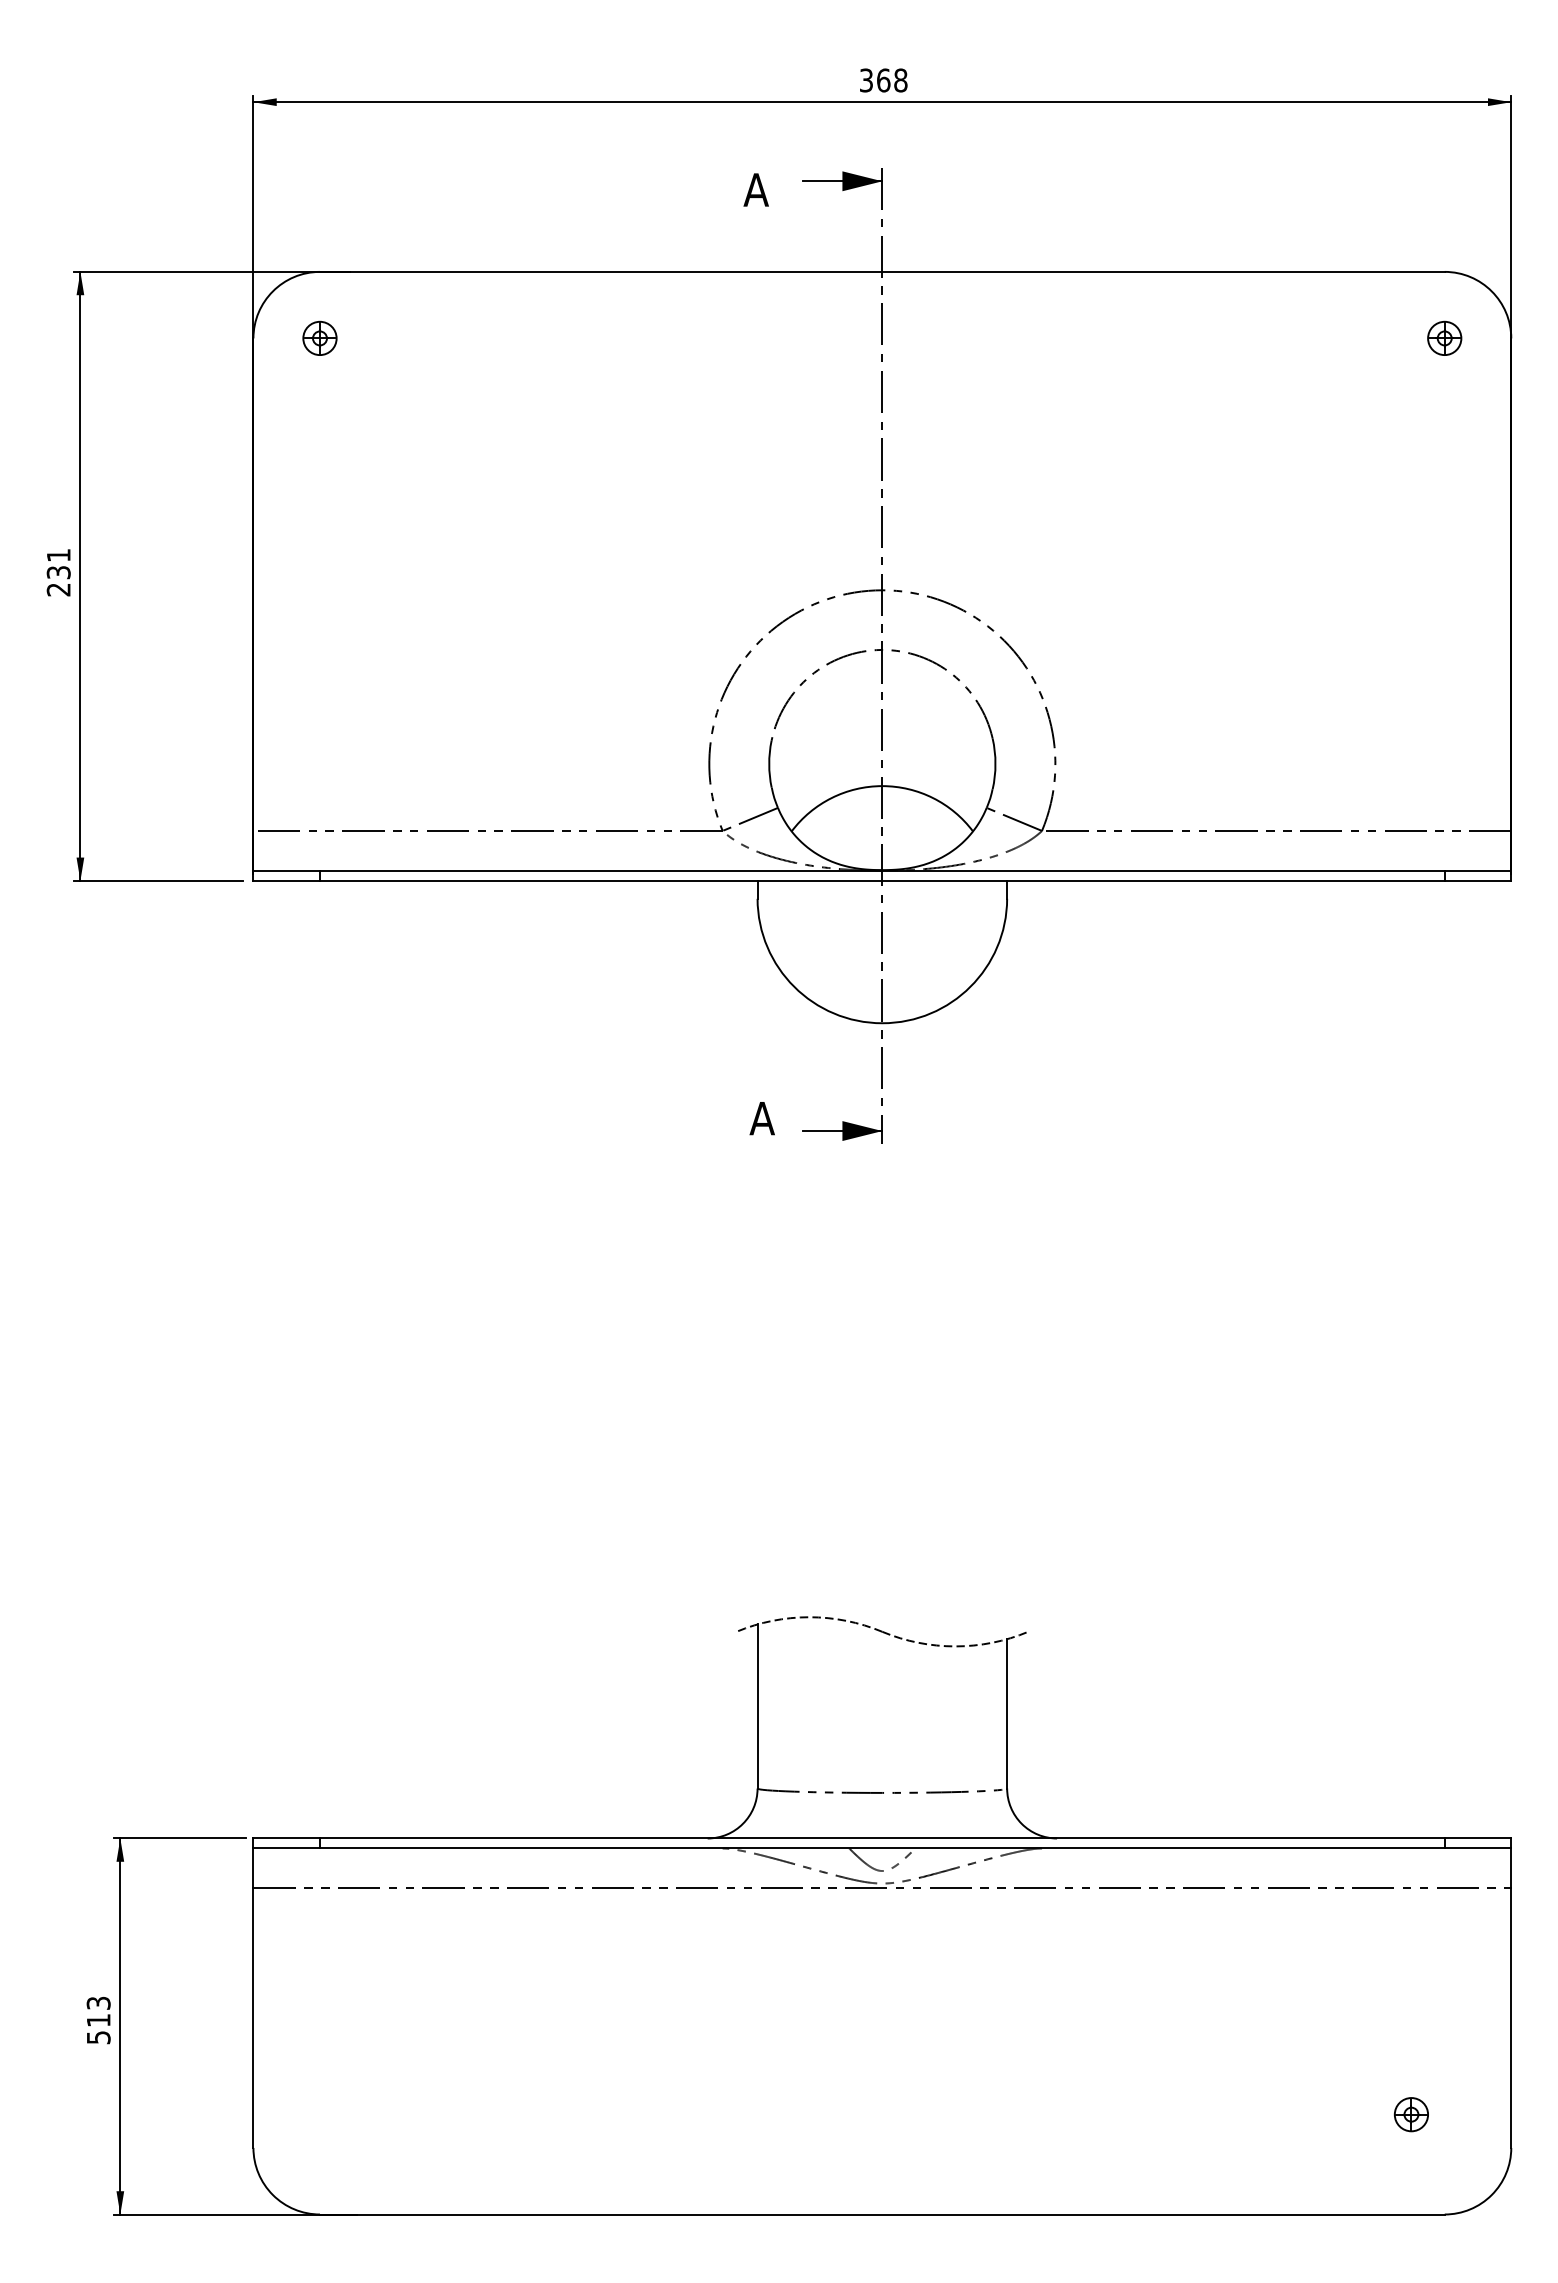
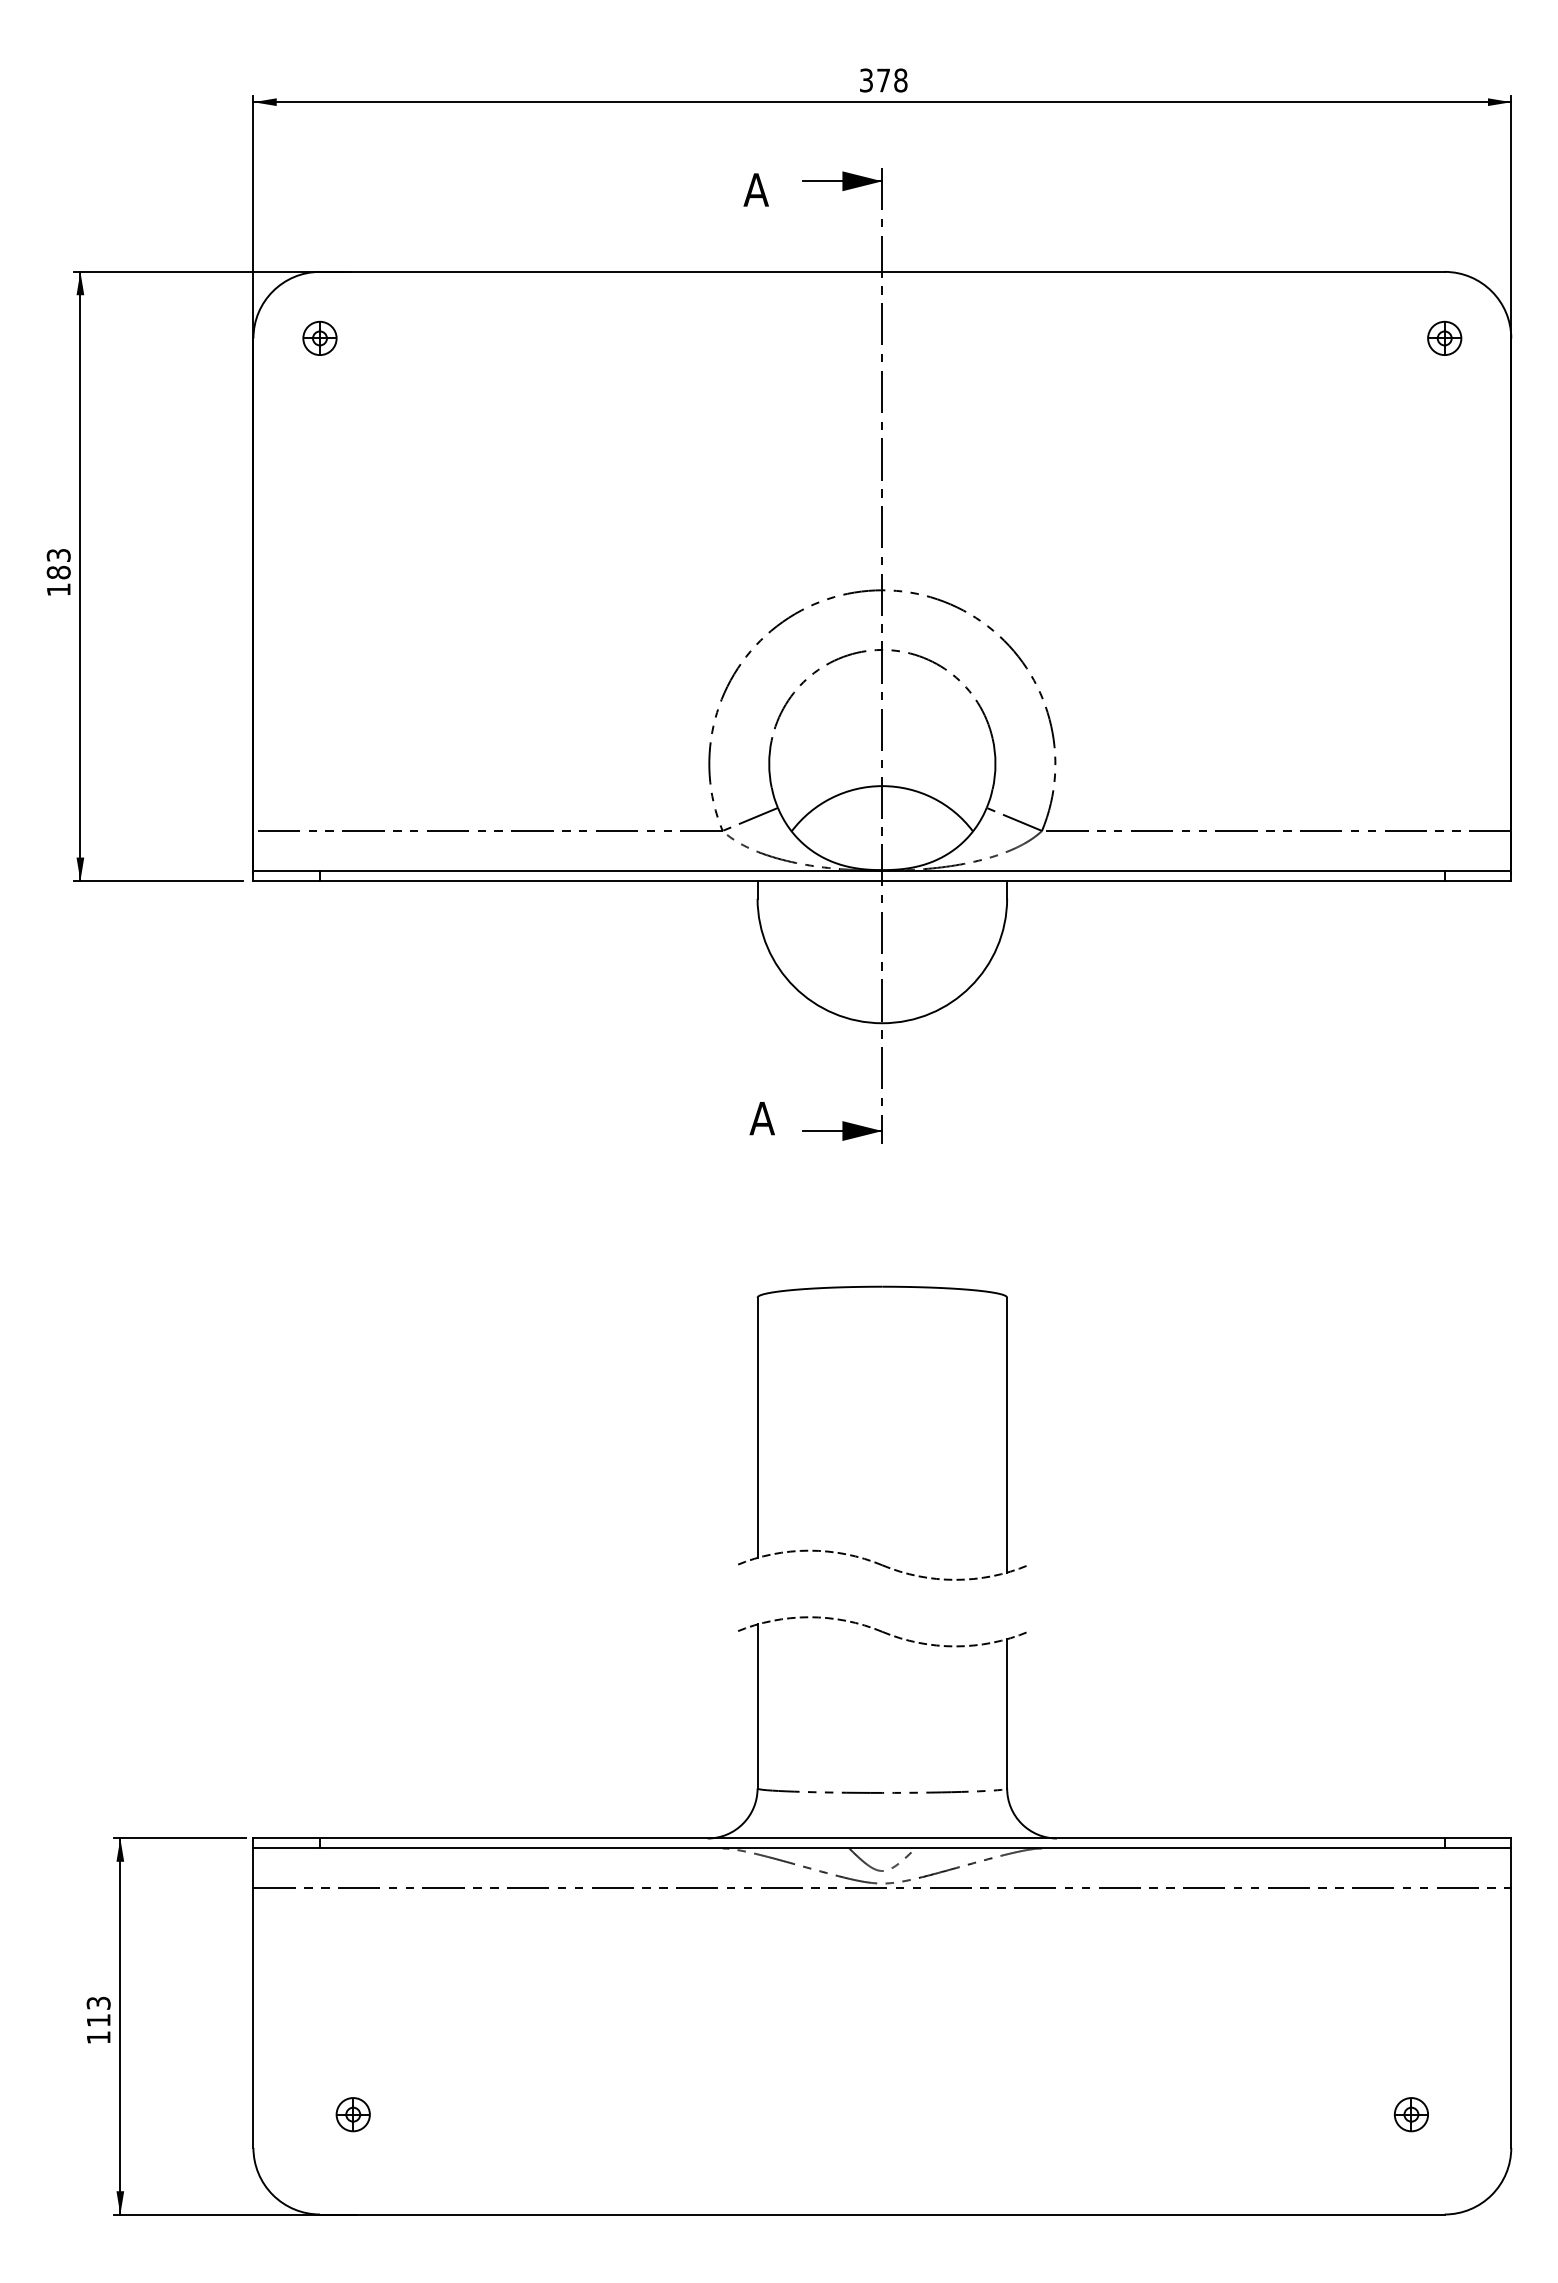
text: 368 -> 378 (883, 80)
text: 231 -> 183 (58, 572)
part: none -> present (758, 1432)
text: 513 -> 113 (98, 2037)
part: none -> present (352, 2114)
